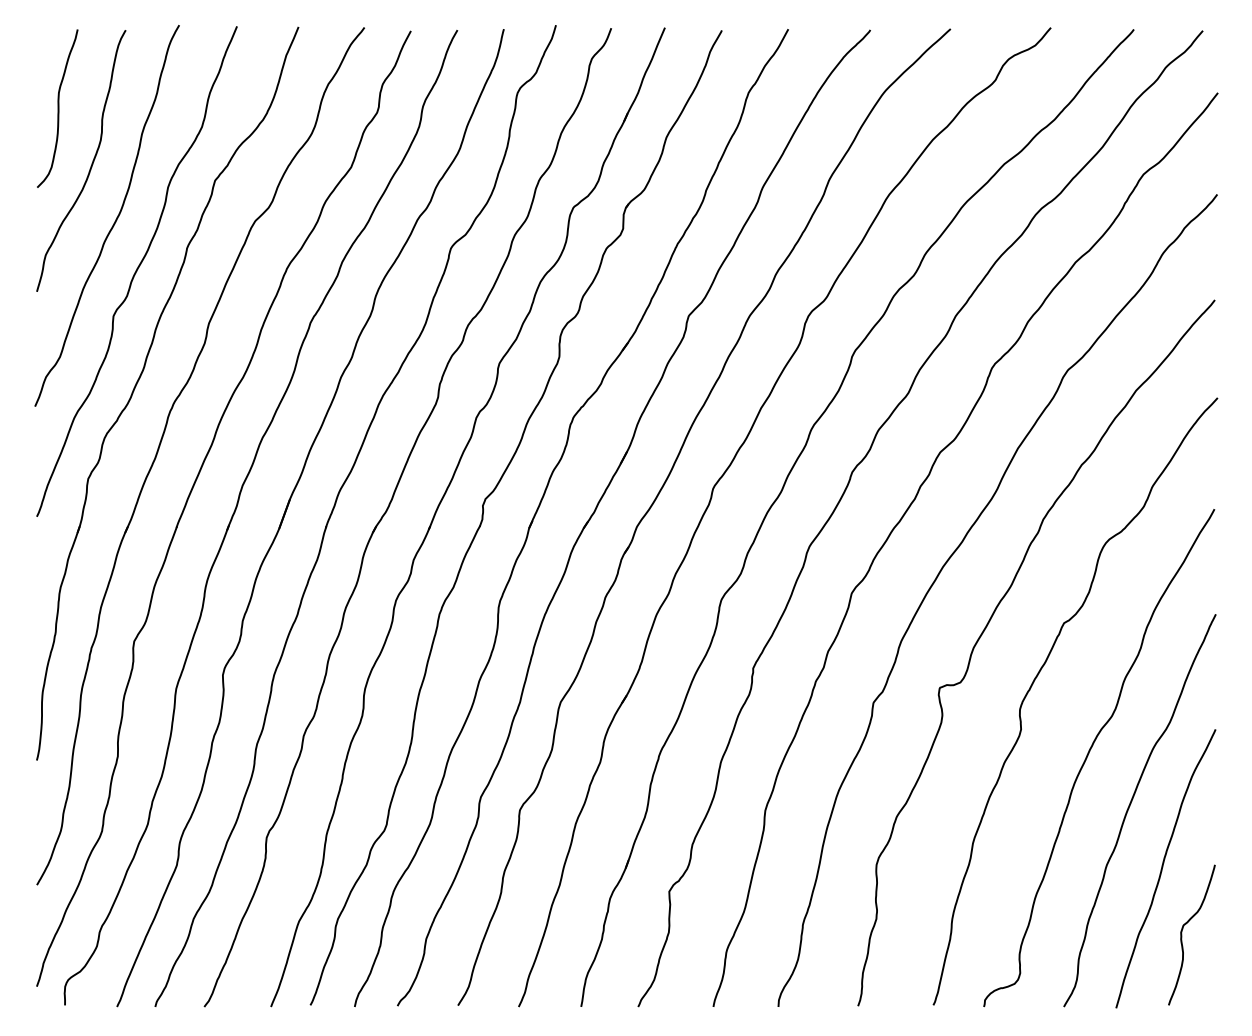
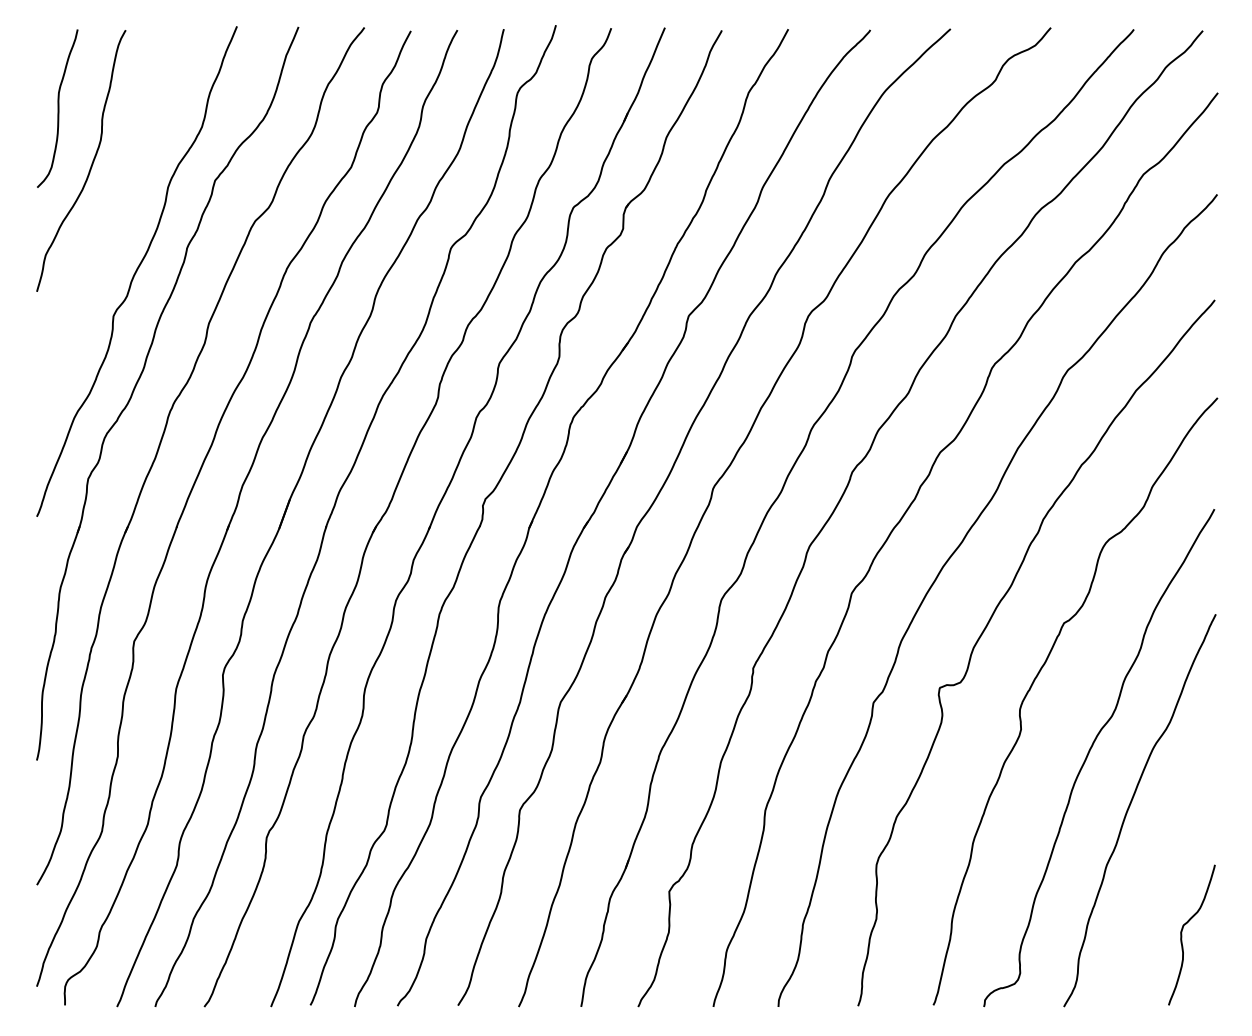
curve: present -> none (115, 219)
curve: present -> none (1163, 867)
